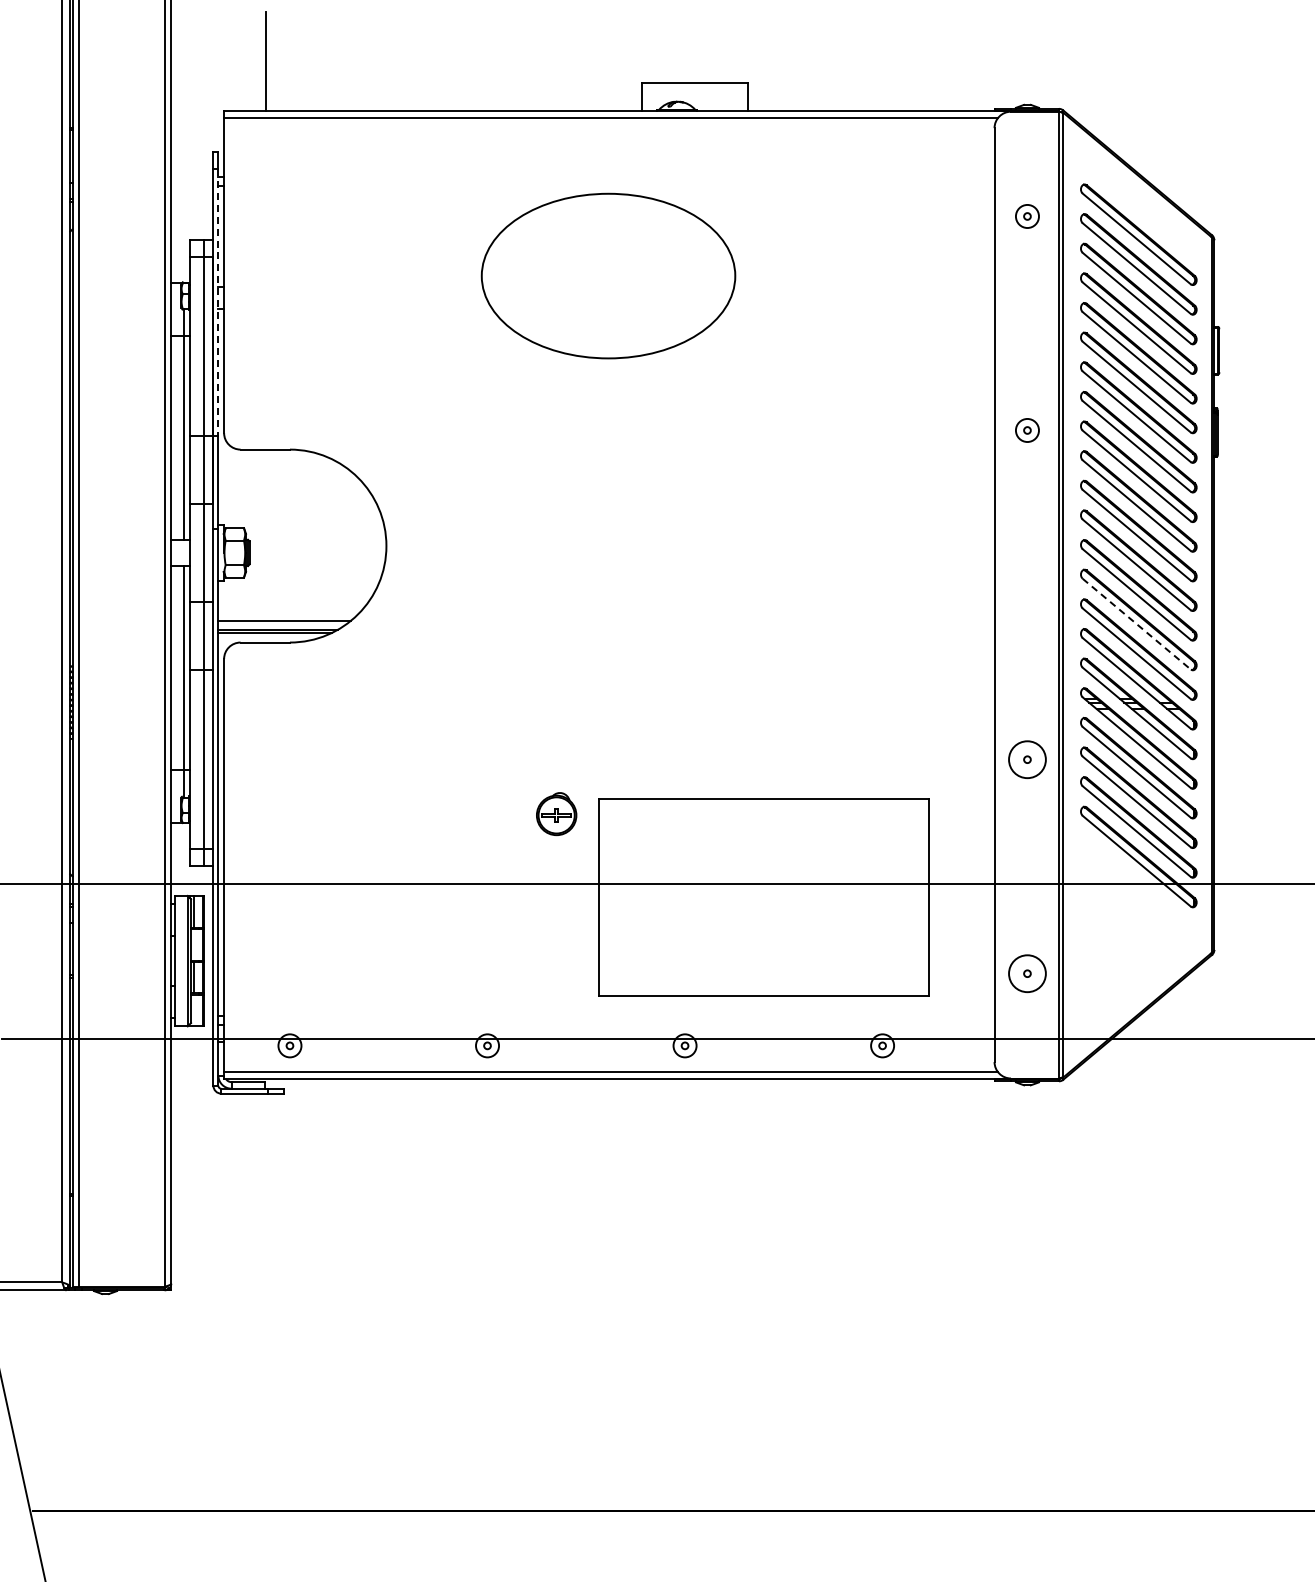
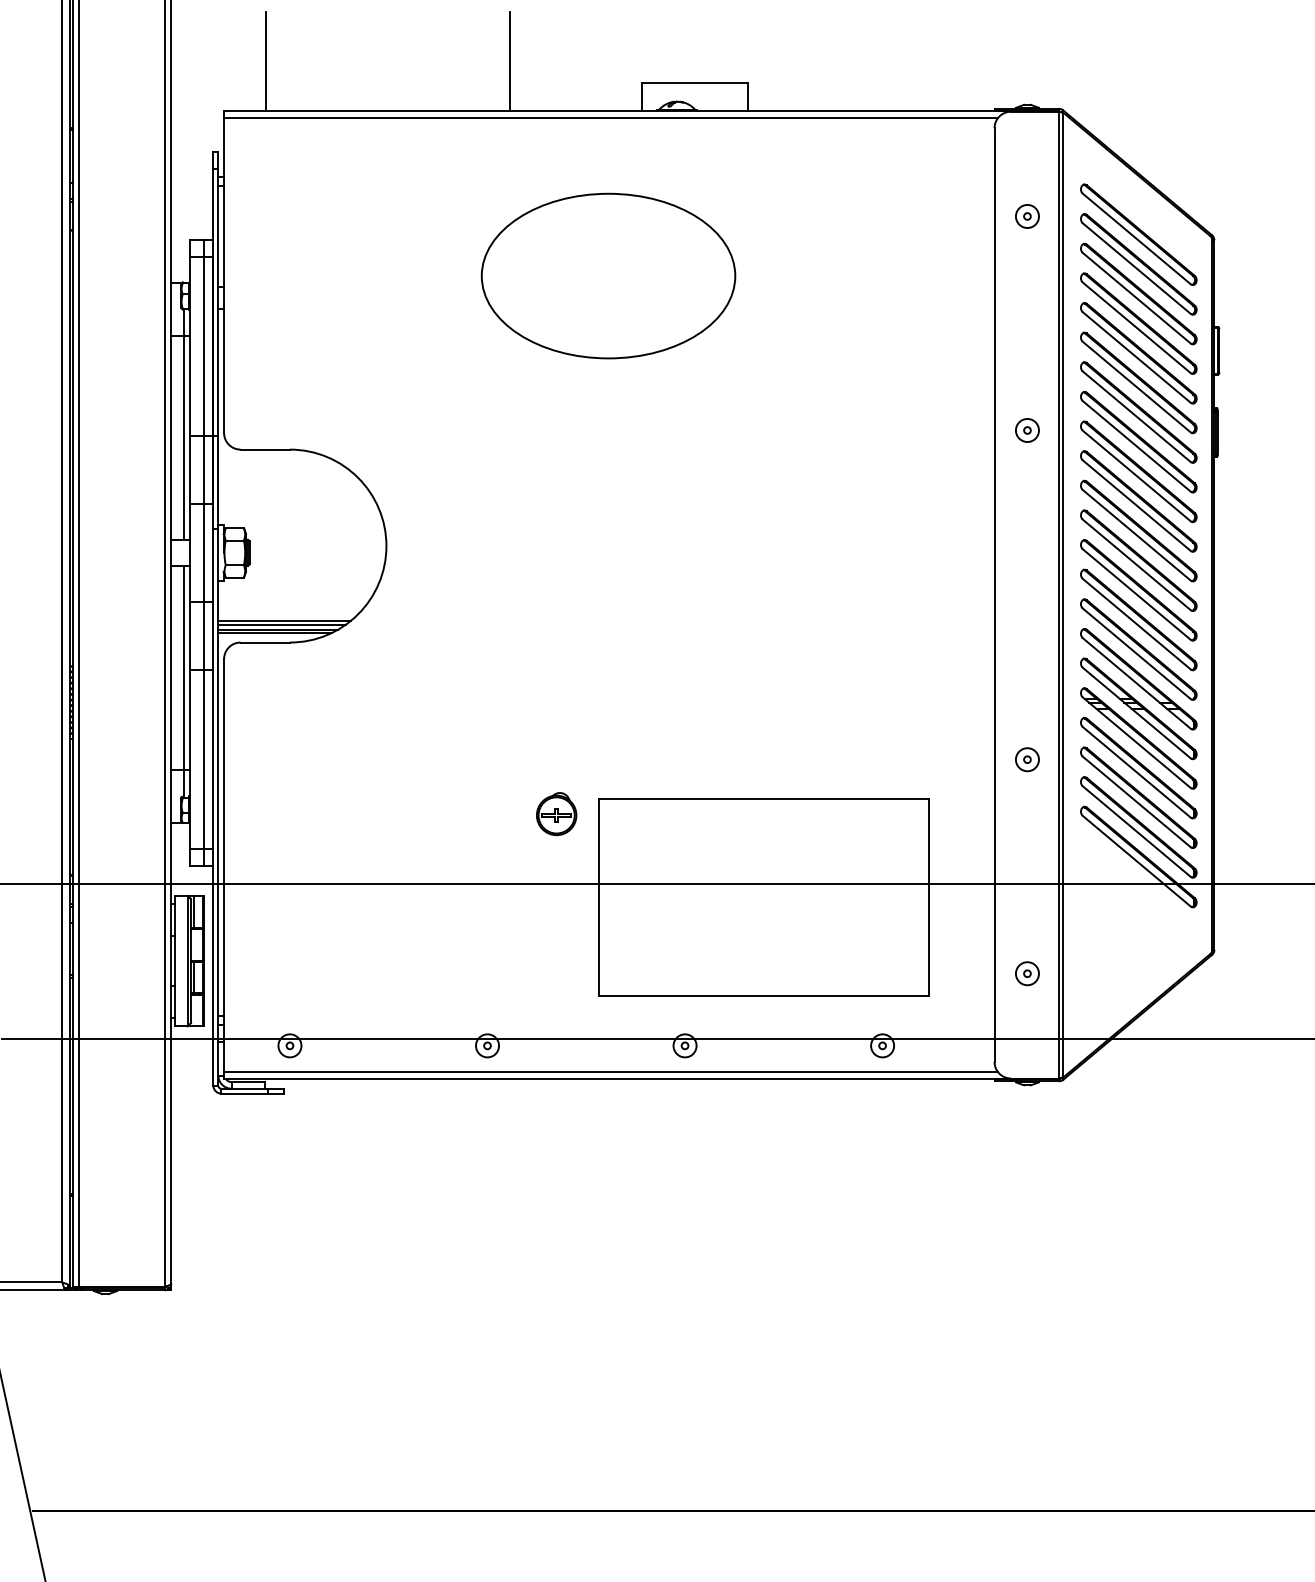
line: none -> present (509, 61)
line: dashed -> solid (218, 302)
line: none -> present (281, 624)
line: dashed -> solid (1136, 624)
circle diameter: 37 px -> 23 px (1026, 759)
circle diameter: 37 px -> 23 px (1026, 973)
